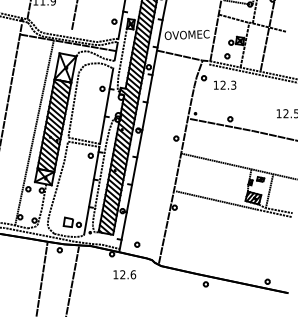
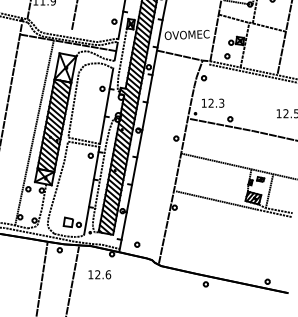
line position: (267, 36) -> (284, 37) (284, 37)
text position: (225, 84) -> (213, 102) (213, 102)
text position: (124, 274) -> (99, 274) (99, 274)
